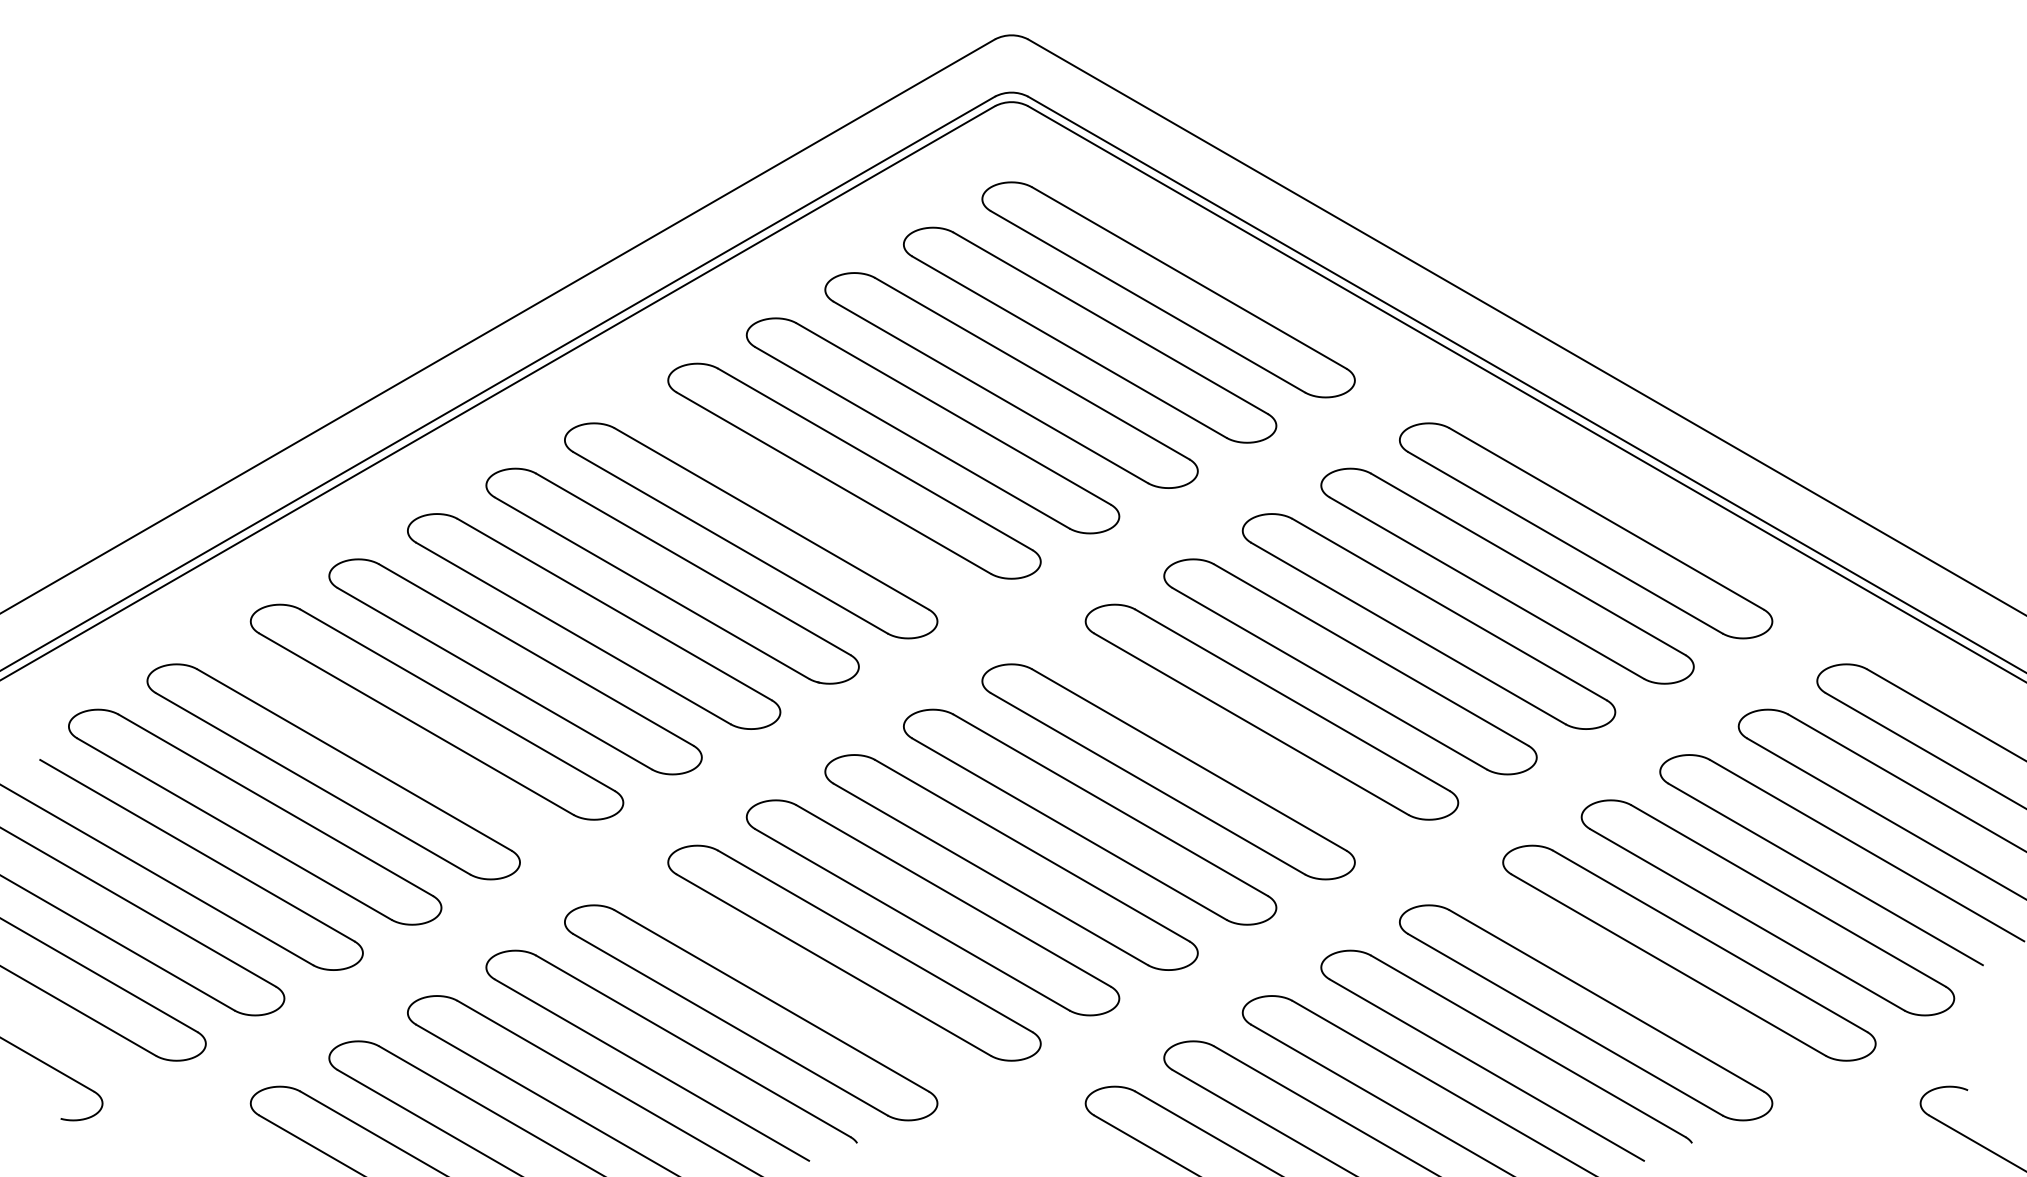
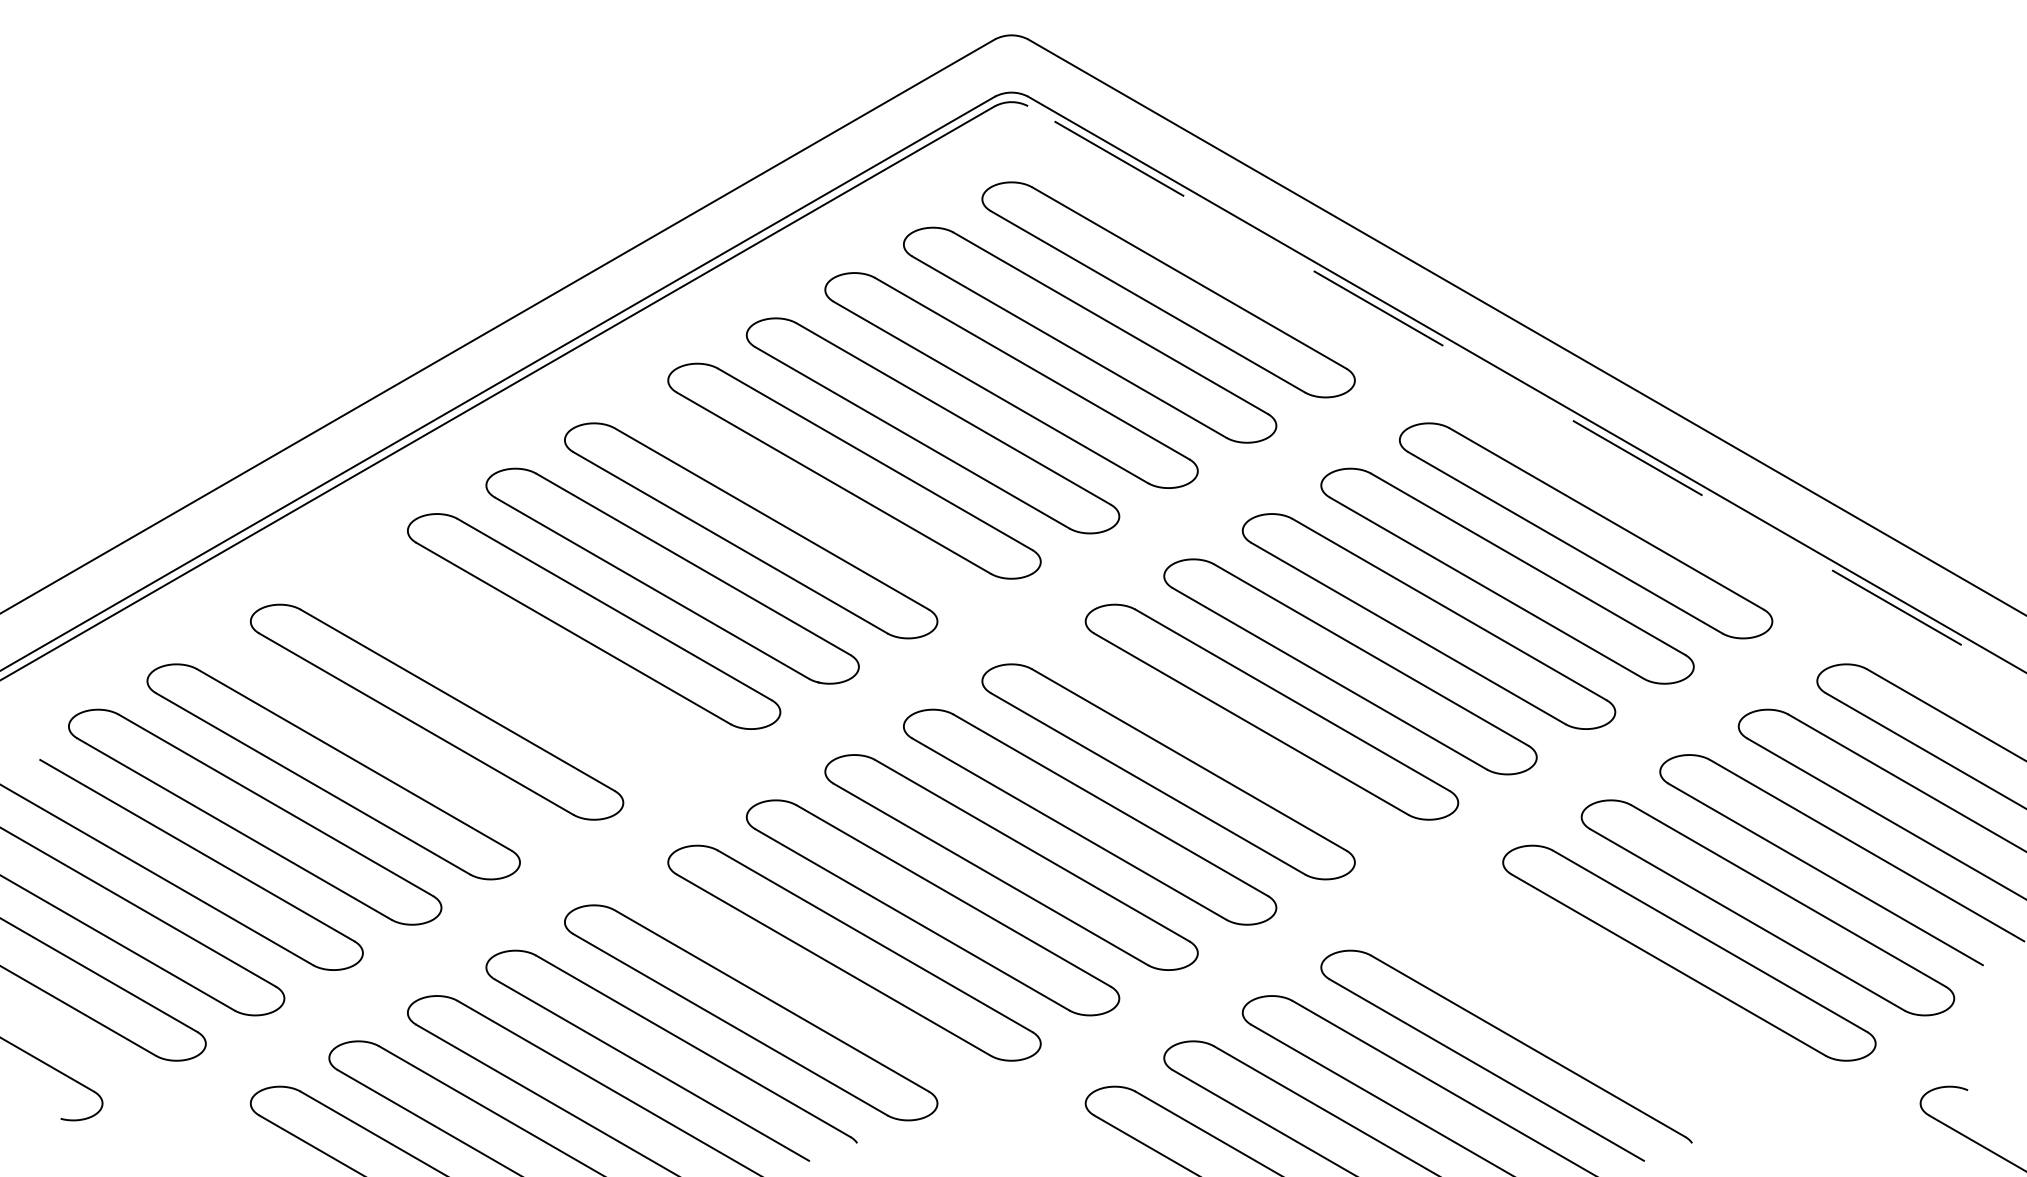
line: solid -> dashed (1526, 394)
part: present -> none (515, 666)
part: present -> none (1586, 1012)
